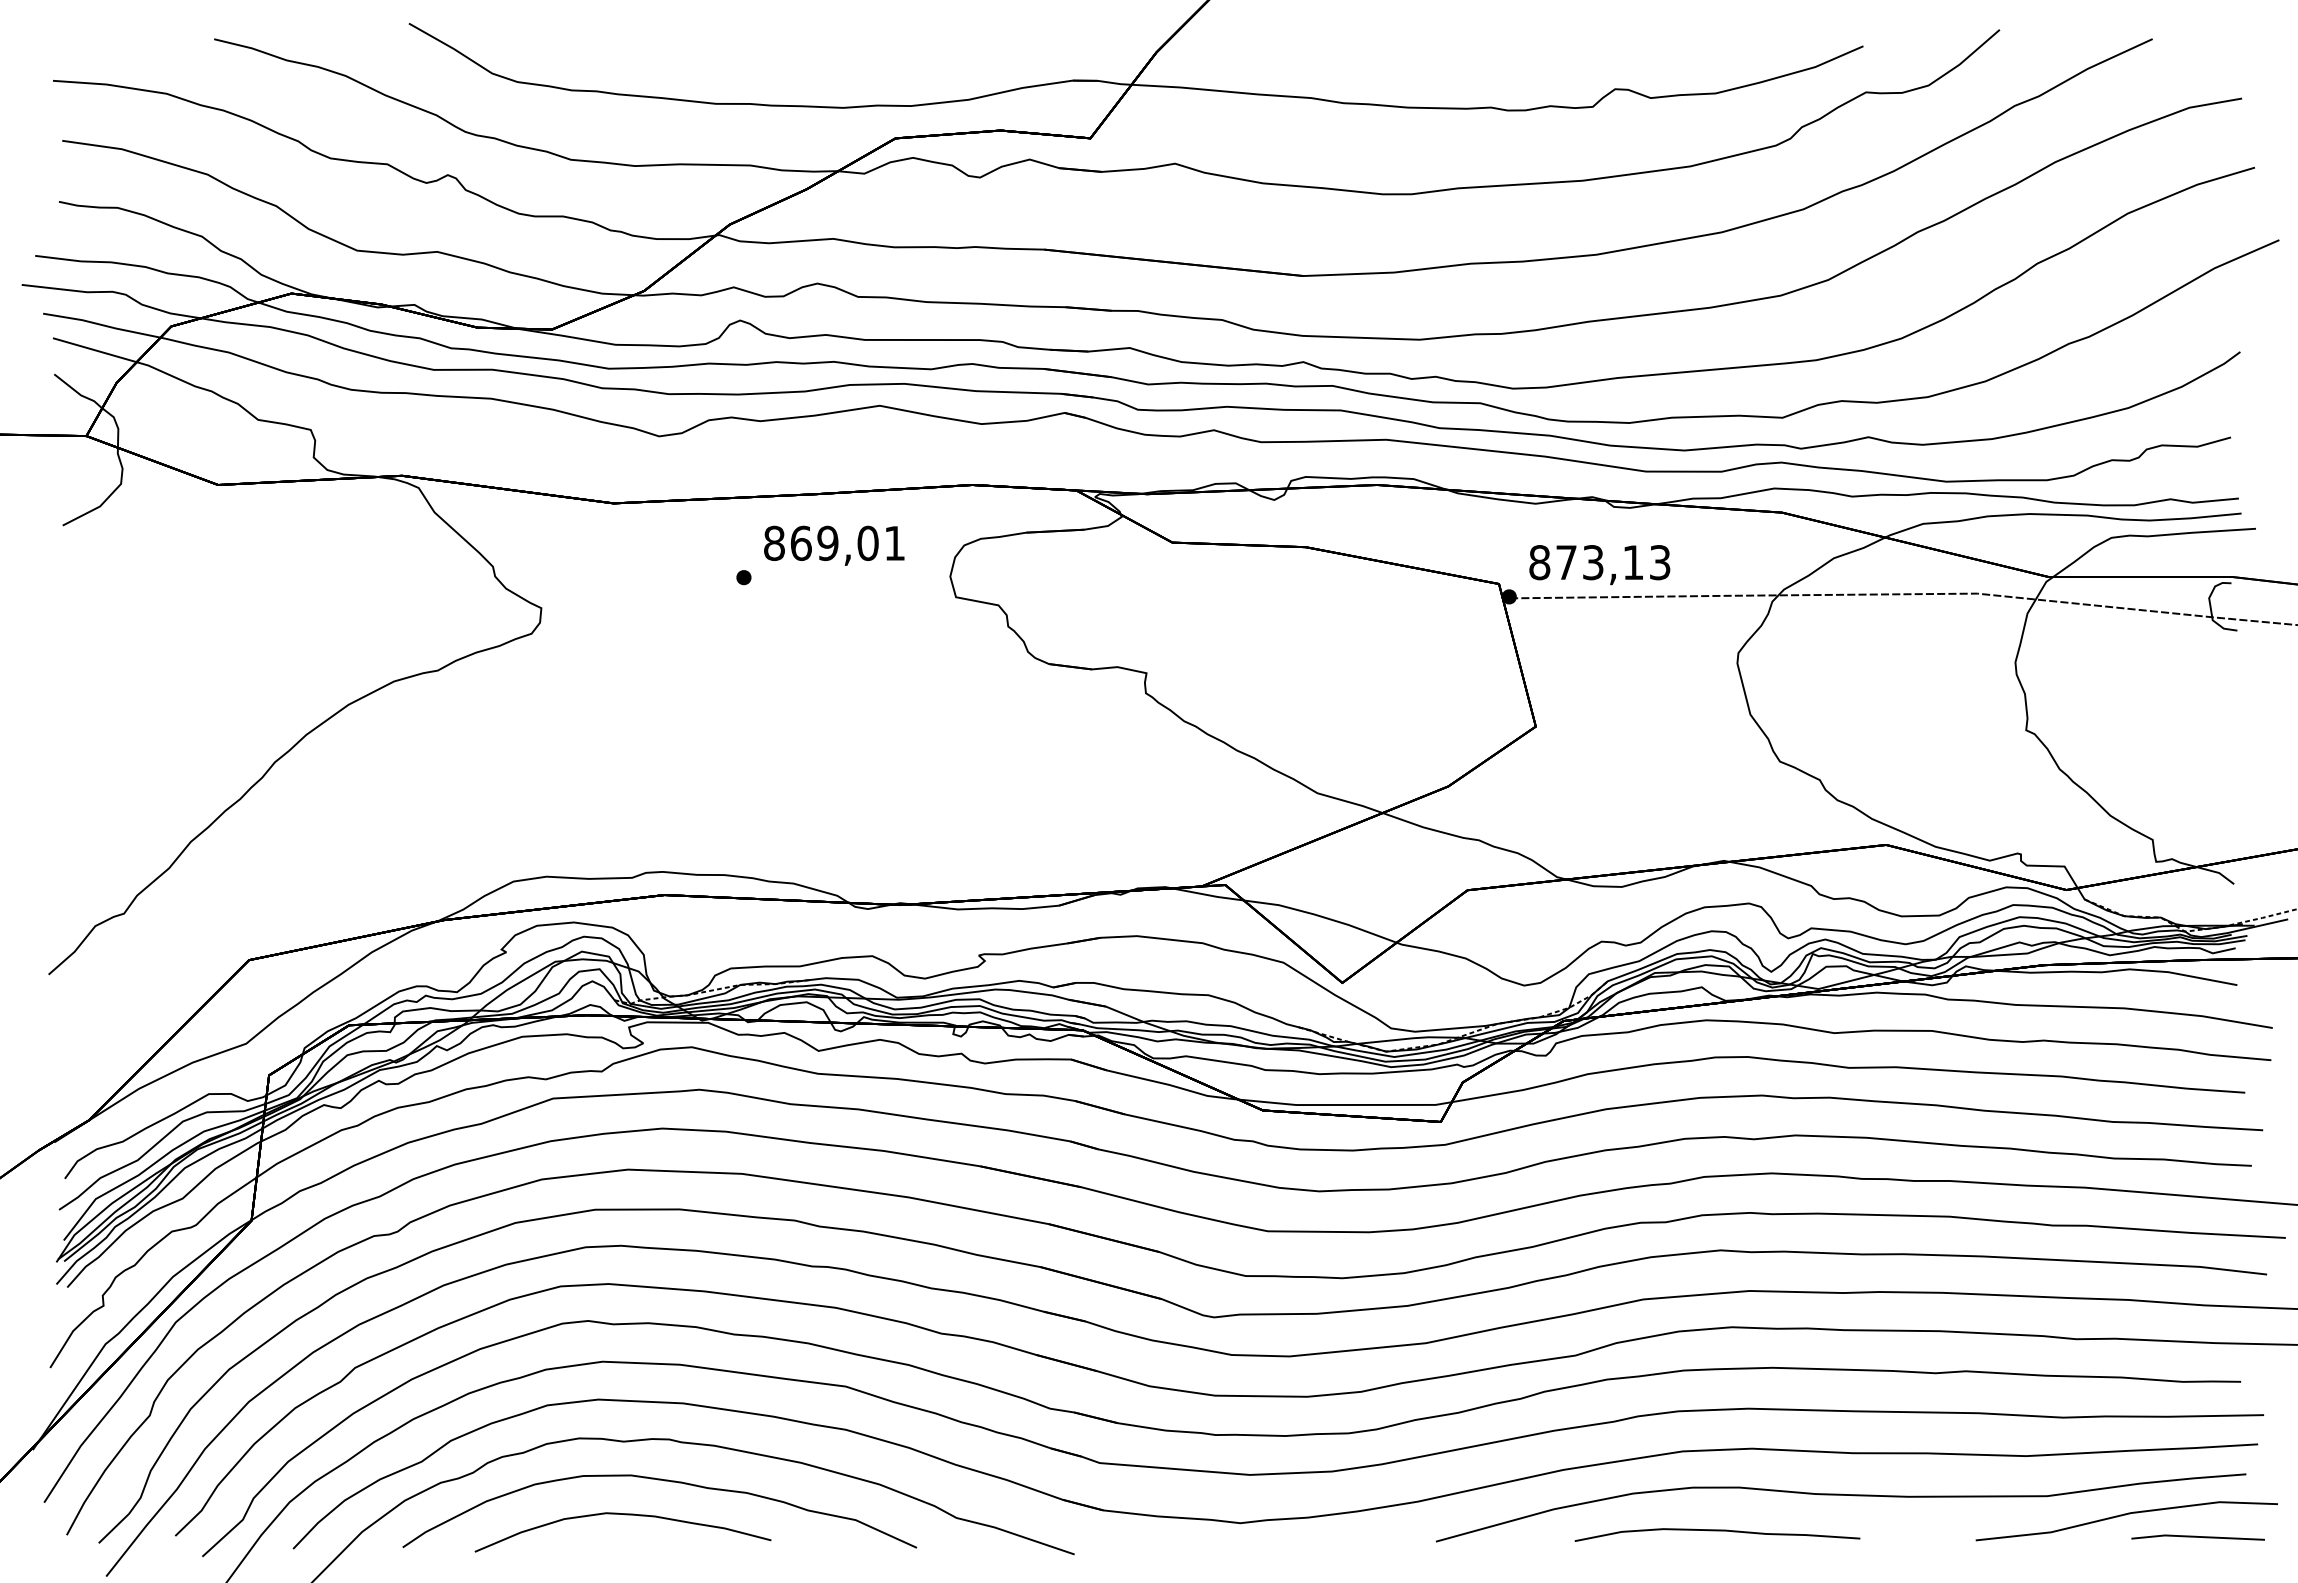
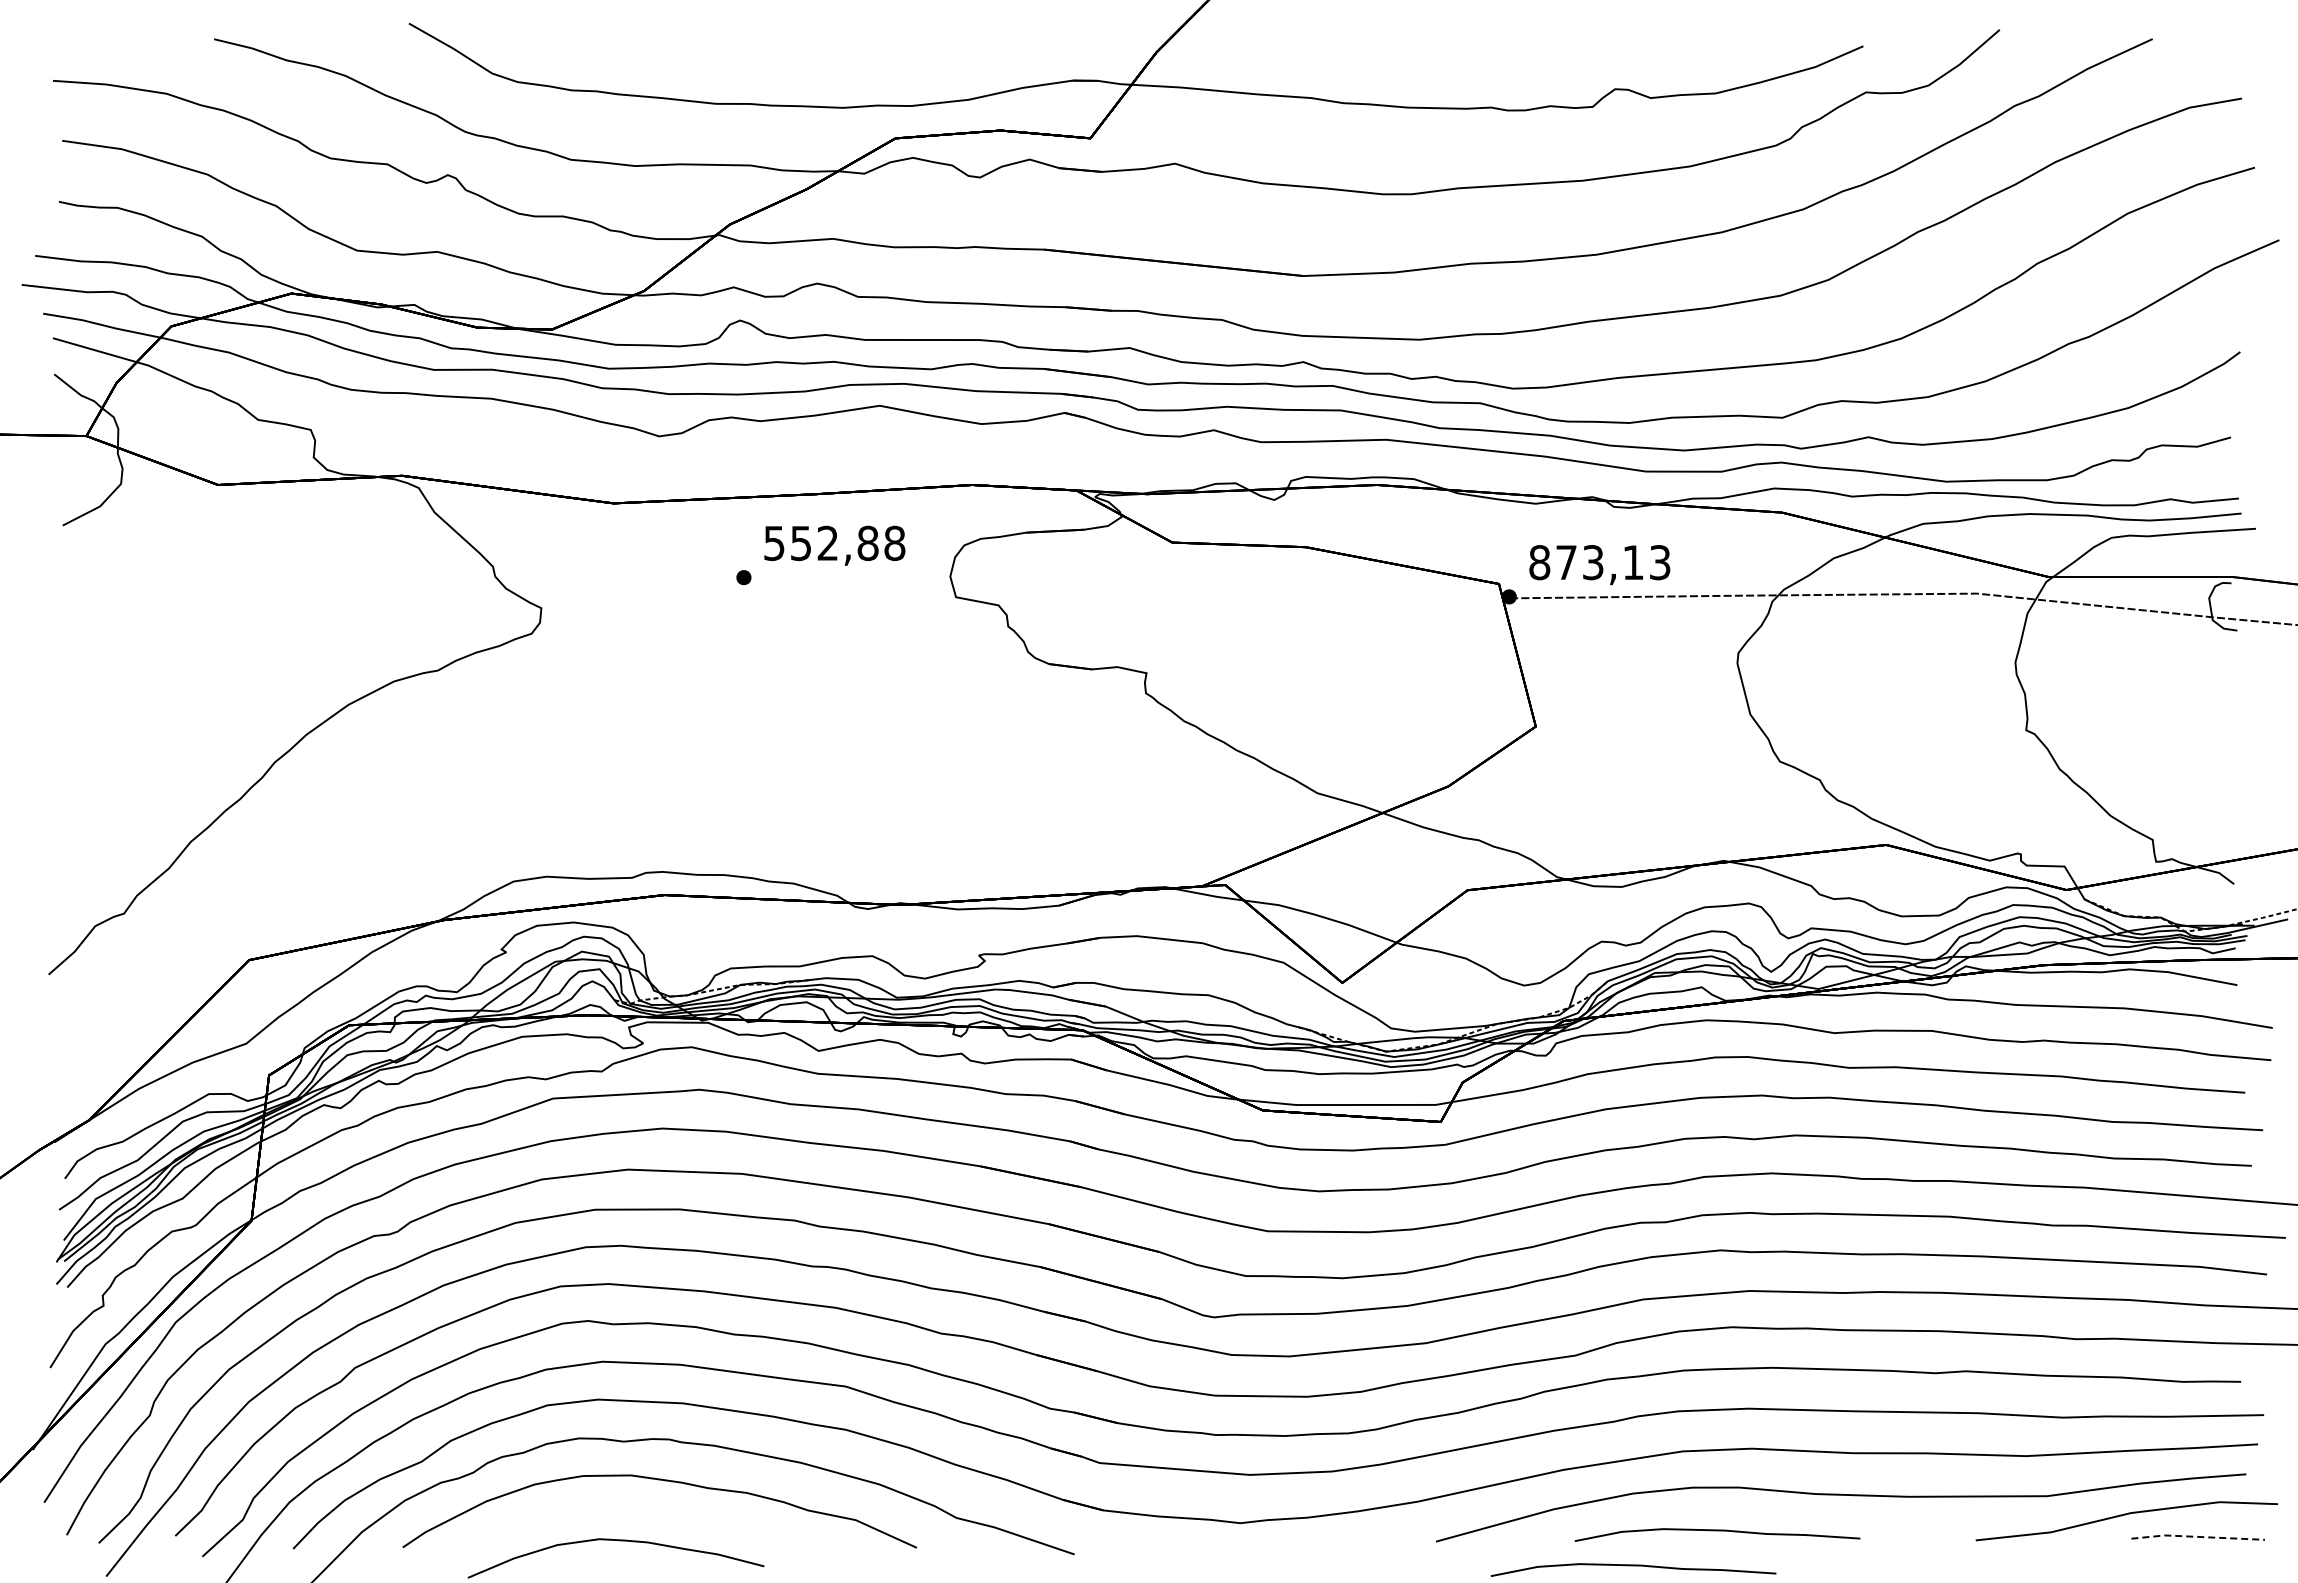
text: 869,01 -> 552,88 (834, 543)
curve position: (625, 1515) -> (618, 1541) (618, 1541)
line: solid -> dashed (2197, 1536)
curve: none -> present (1633, 1566)
